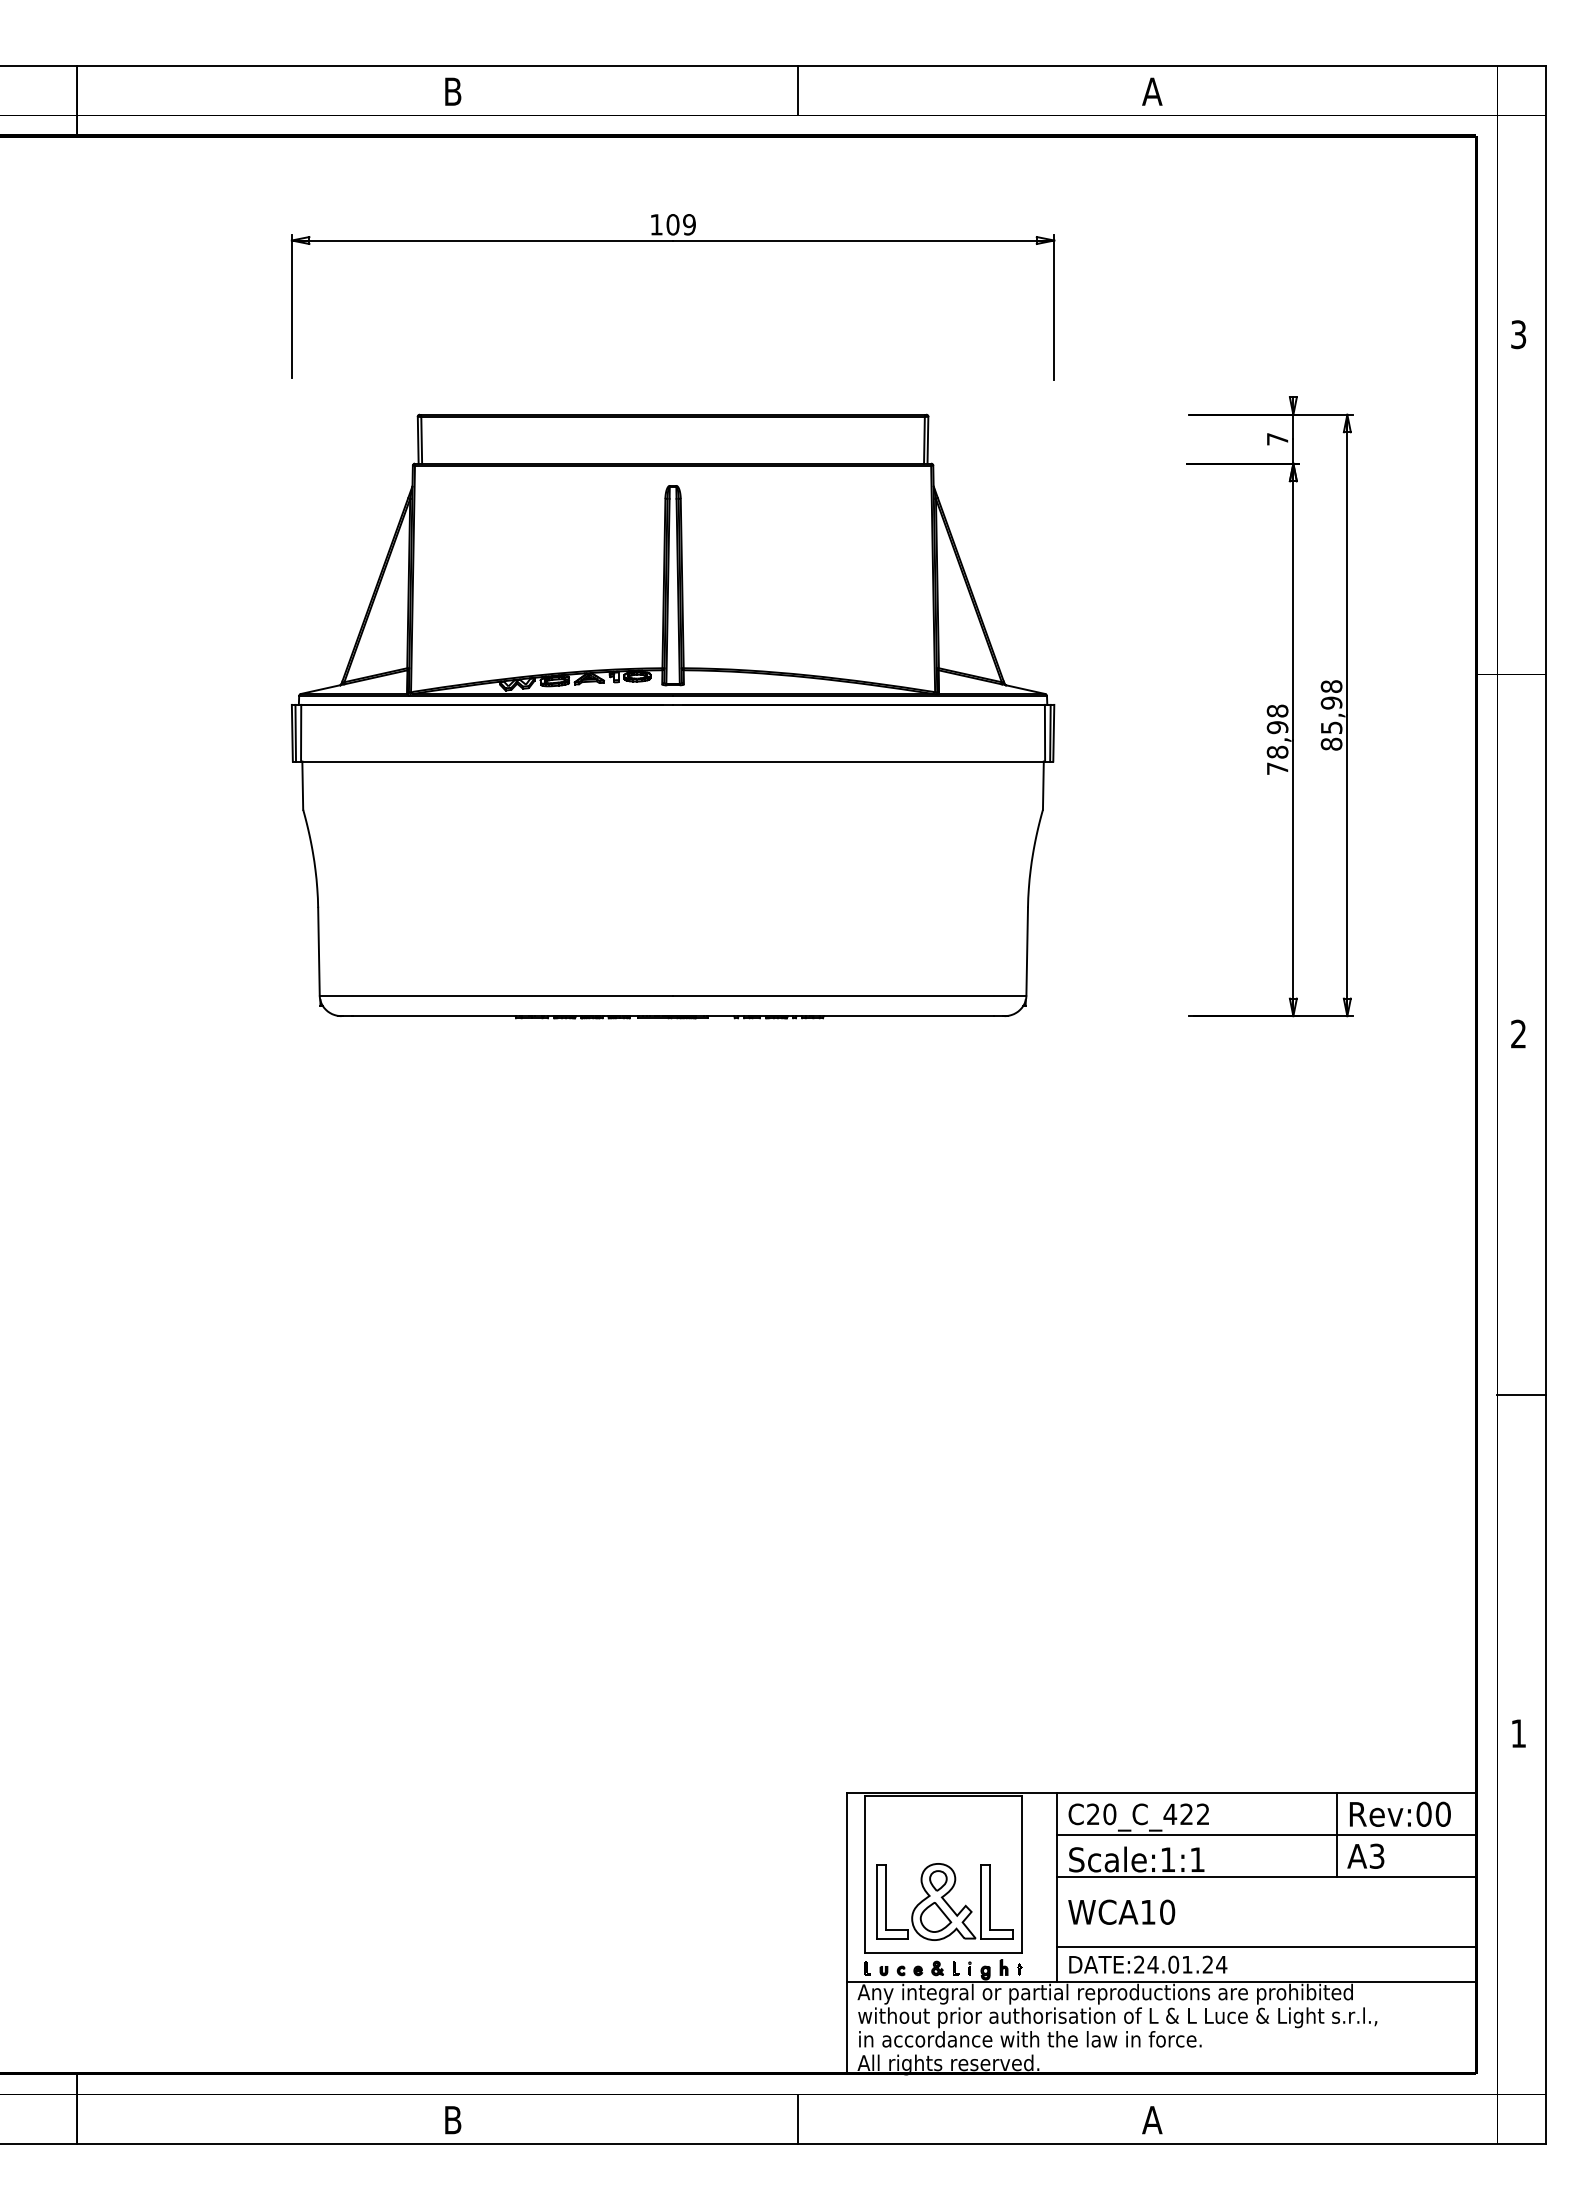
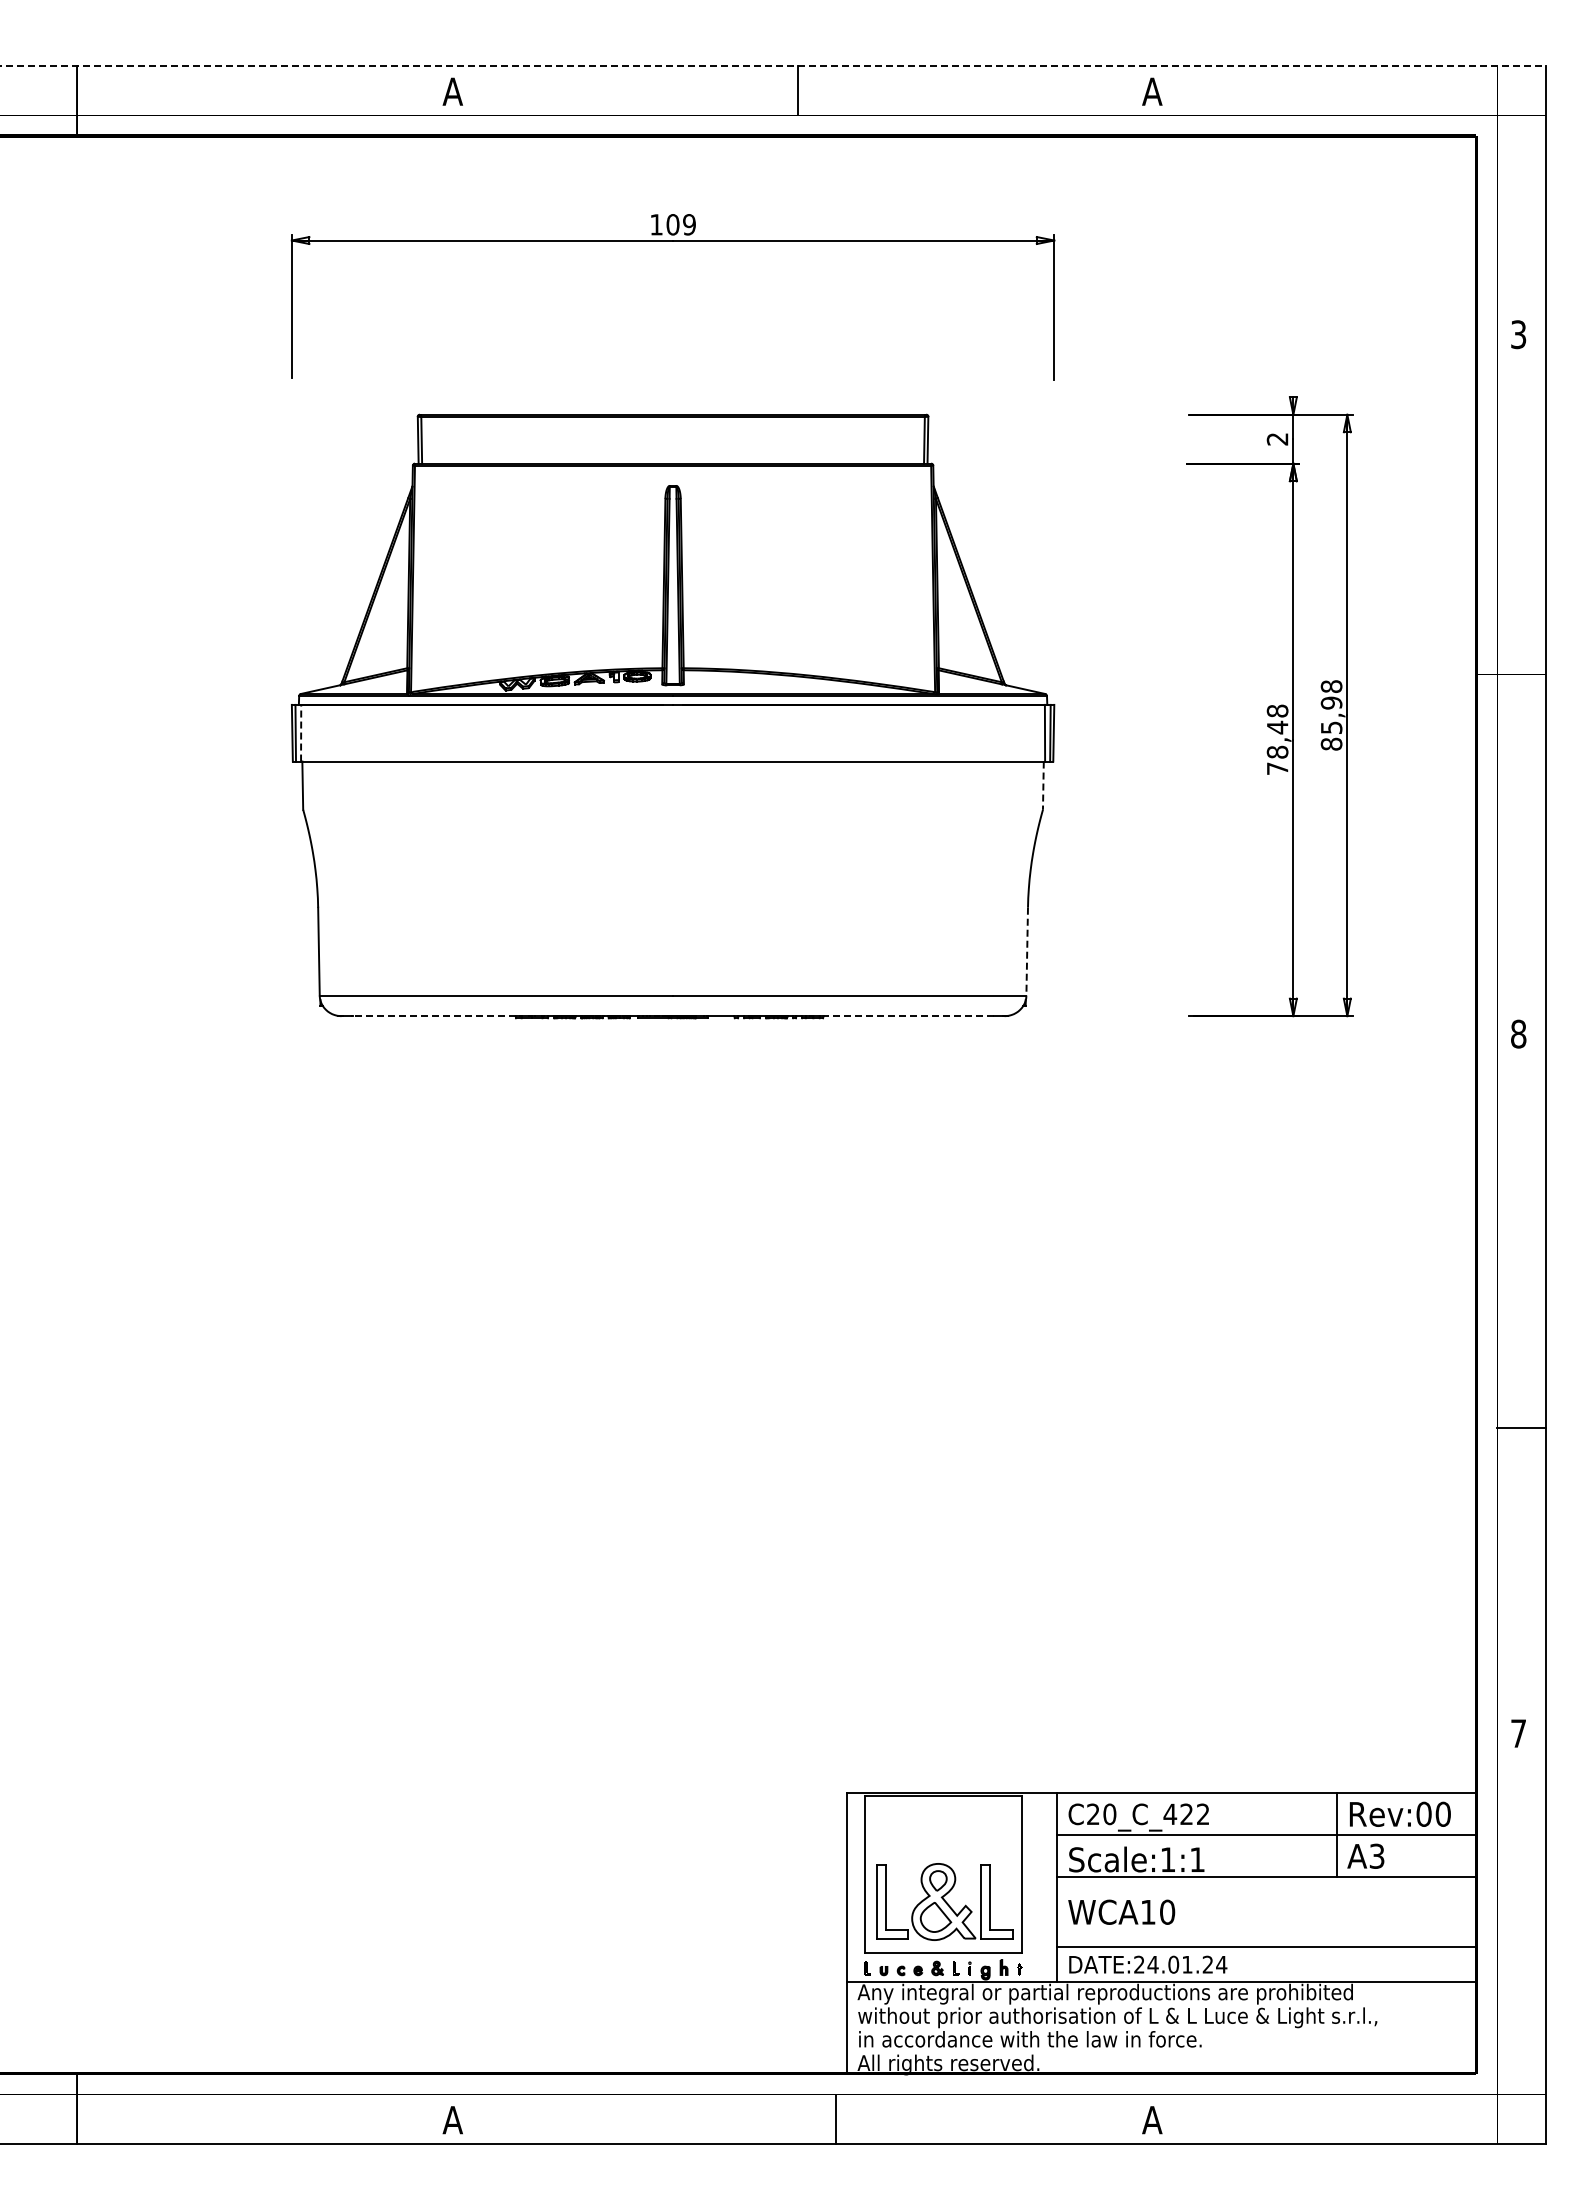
line: solid -> dashed (773, 66)
text: B -> A (452, 91)
text: 7 -> 2 (1277, 439)
text: 78,98 -> 78,48 (1277, 727)
line: solid -> dashed (301, 732)
line: solid -> dashed (1043, 786)
line: solid -> dashed (1027, 951)
line: solid -> dashed (434, 1016)
line: solid -> dashed (908, 1016)
text: 2 -> 8 (1518, 1033)
line position: (1521, 1395) -> (1521, 1428) (1521, 1428)
text: 1 -> 7 (1518, 1733)
line position: (797, 2118) -> (835, 2118) (835, 2118)
text: B -> A (452, 2120)
